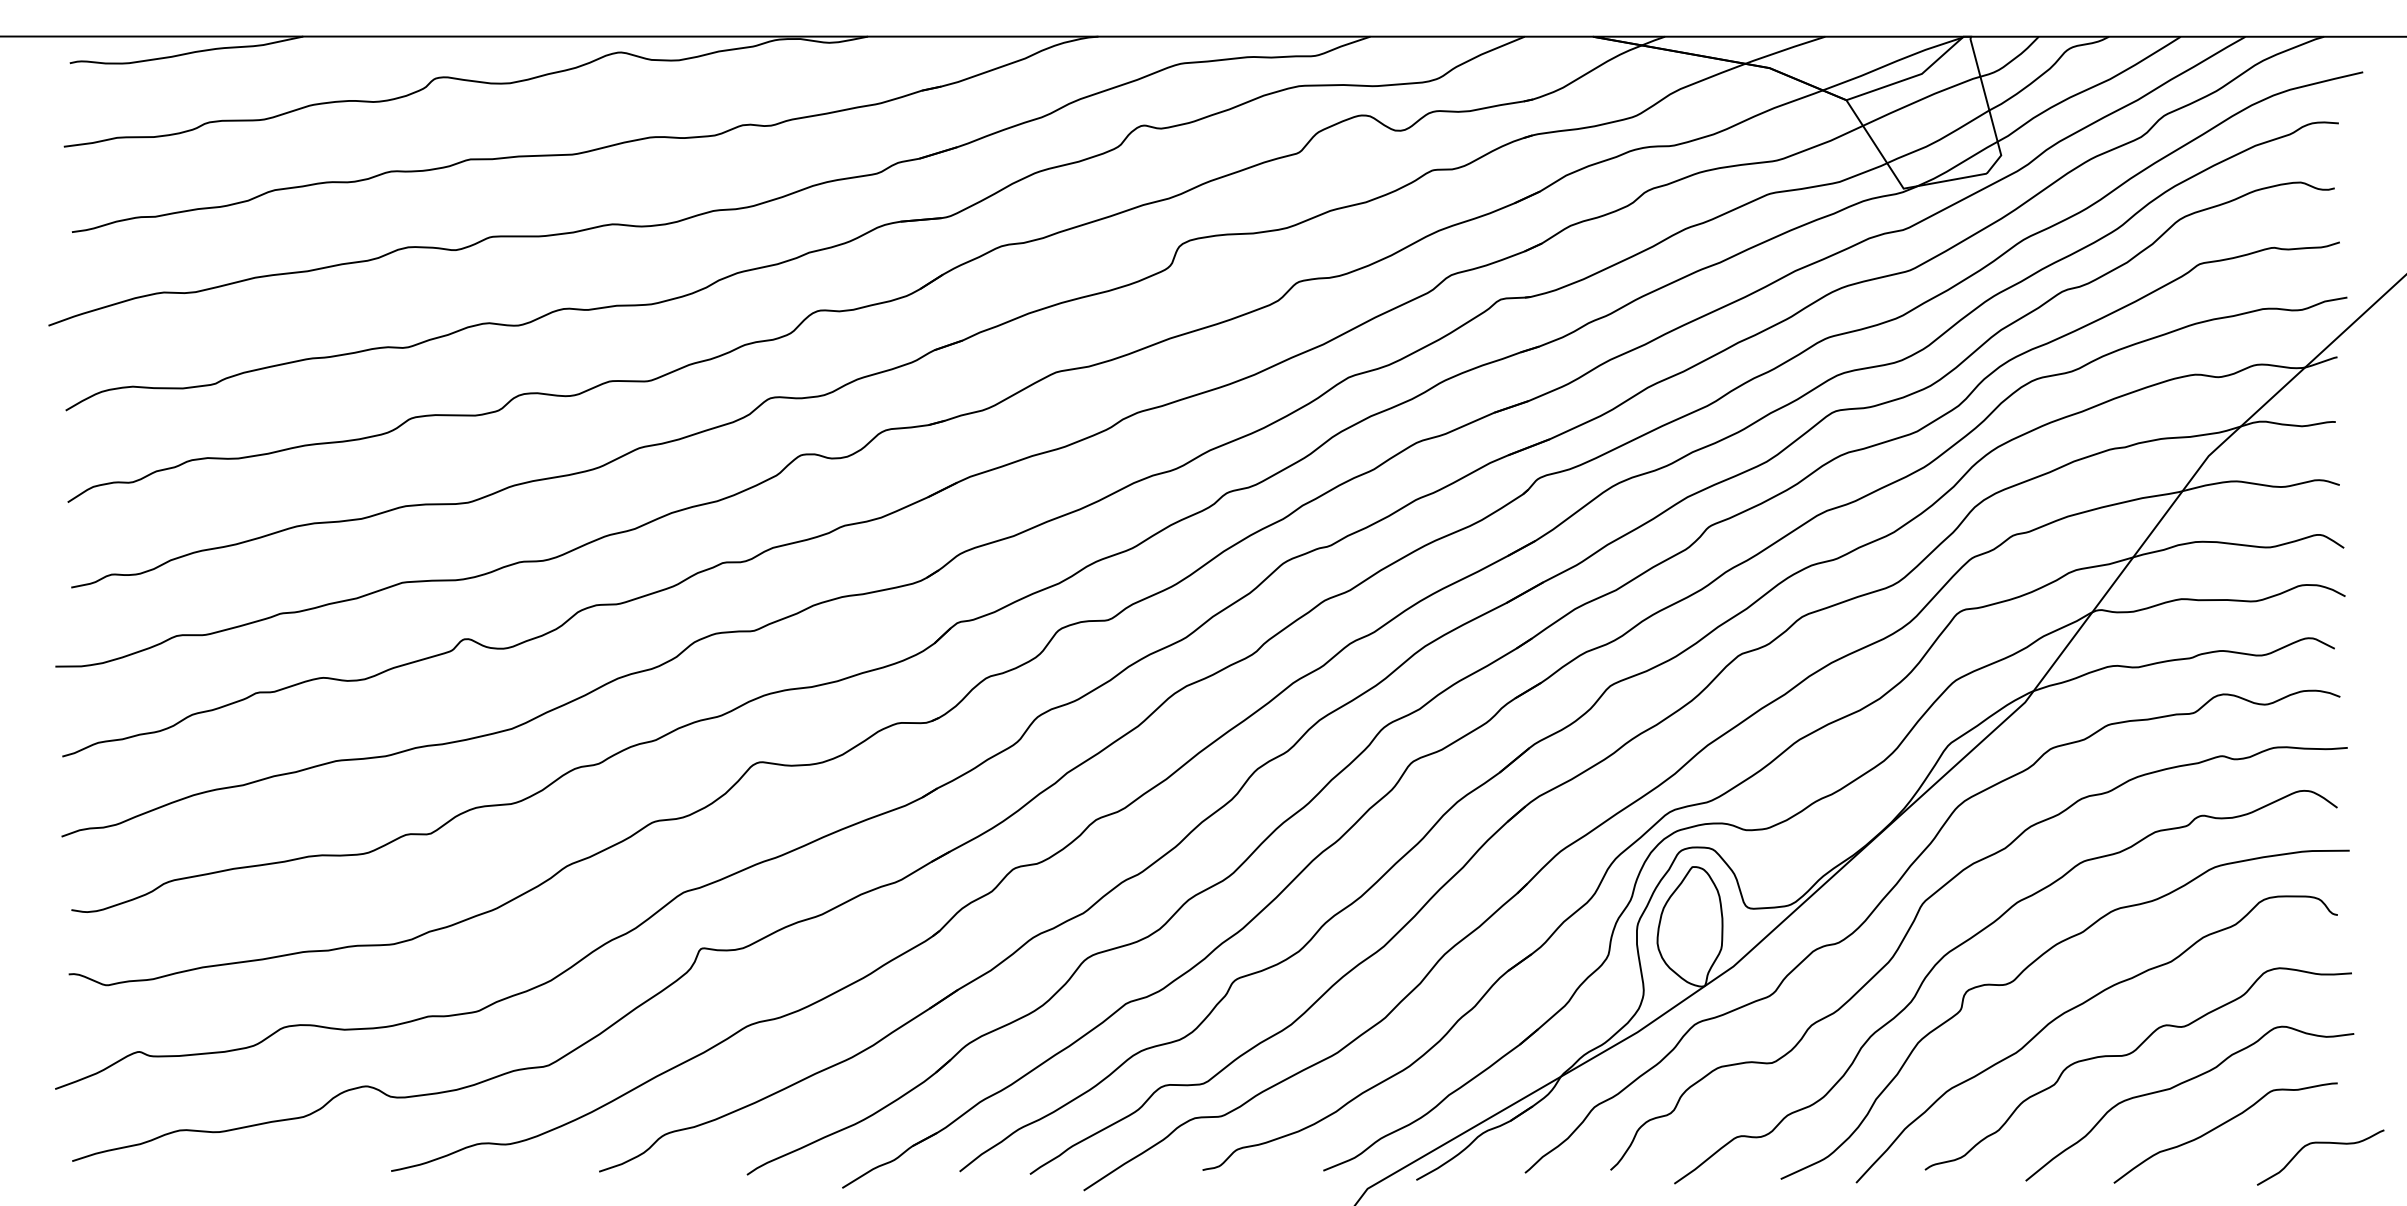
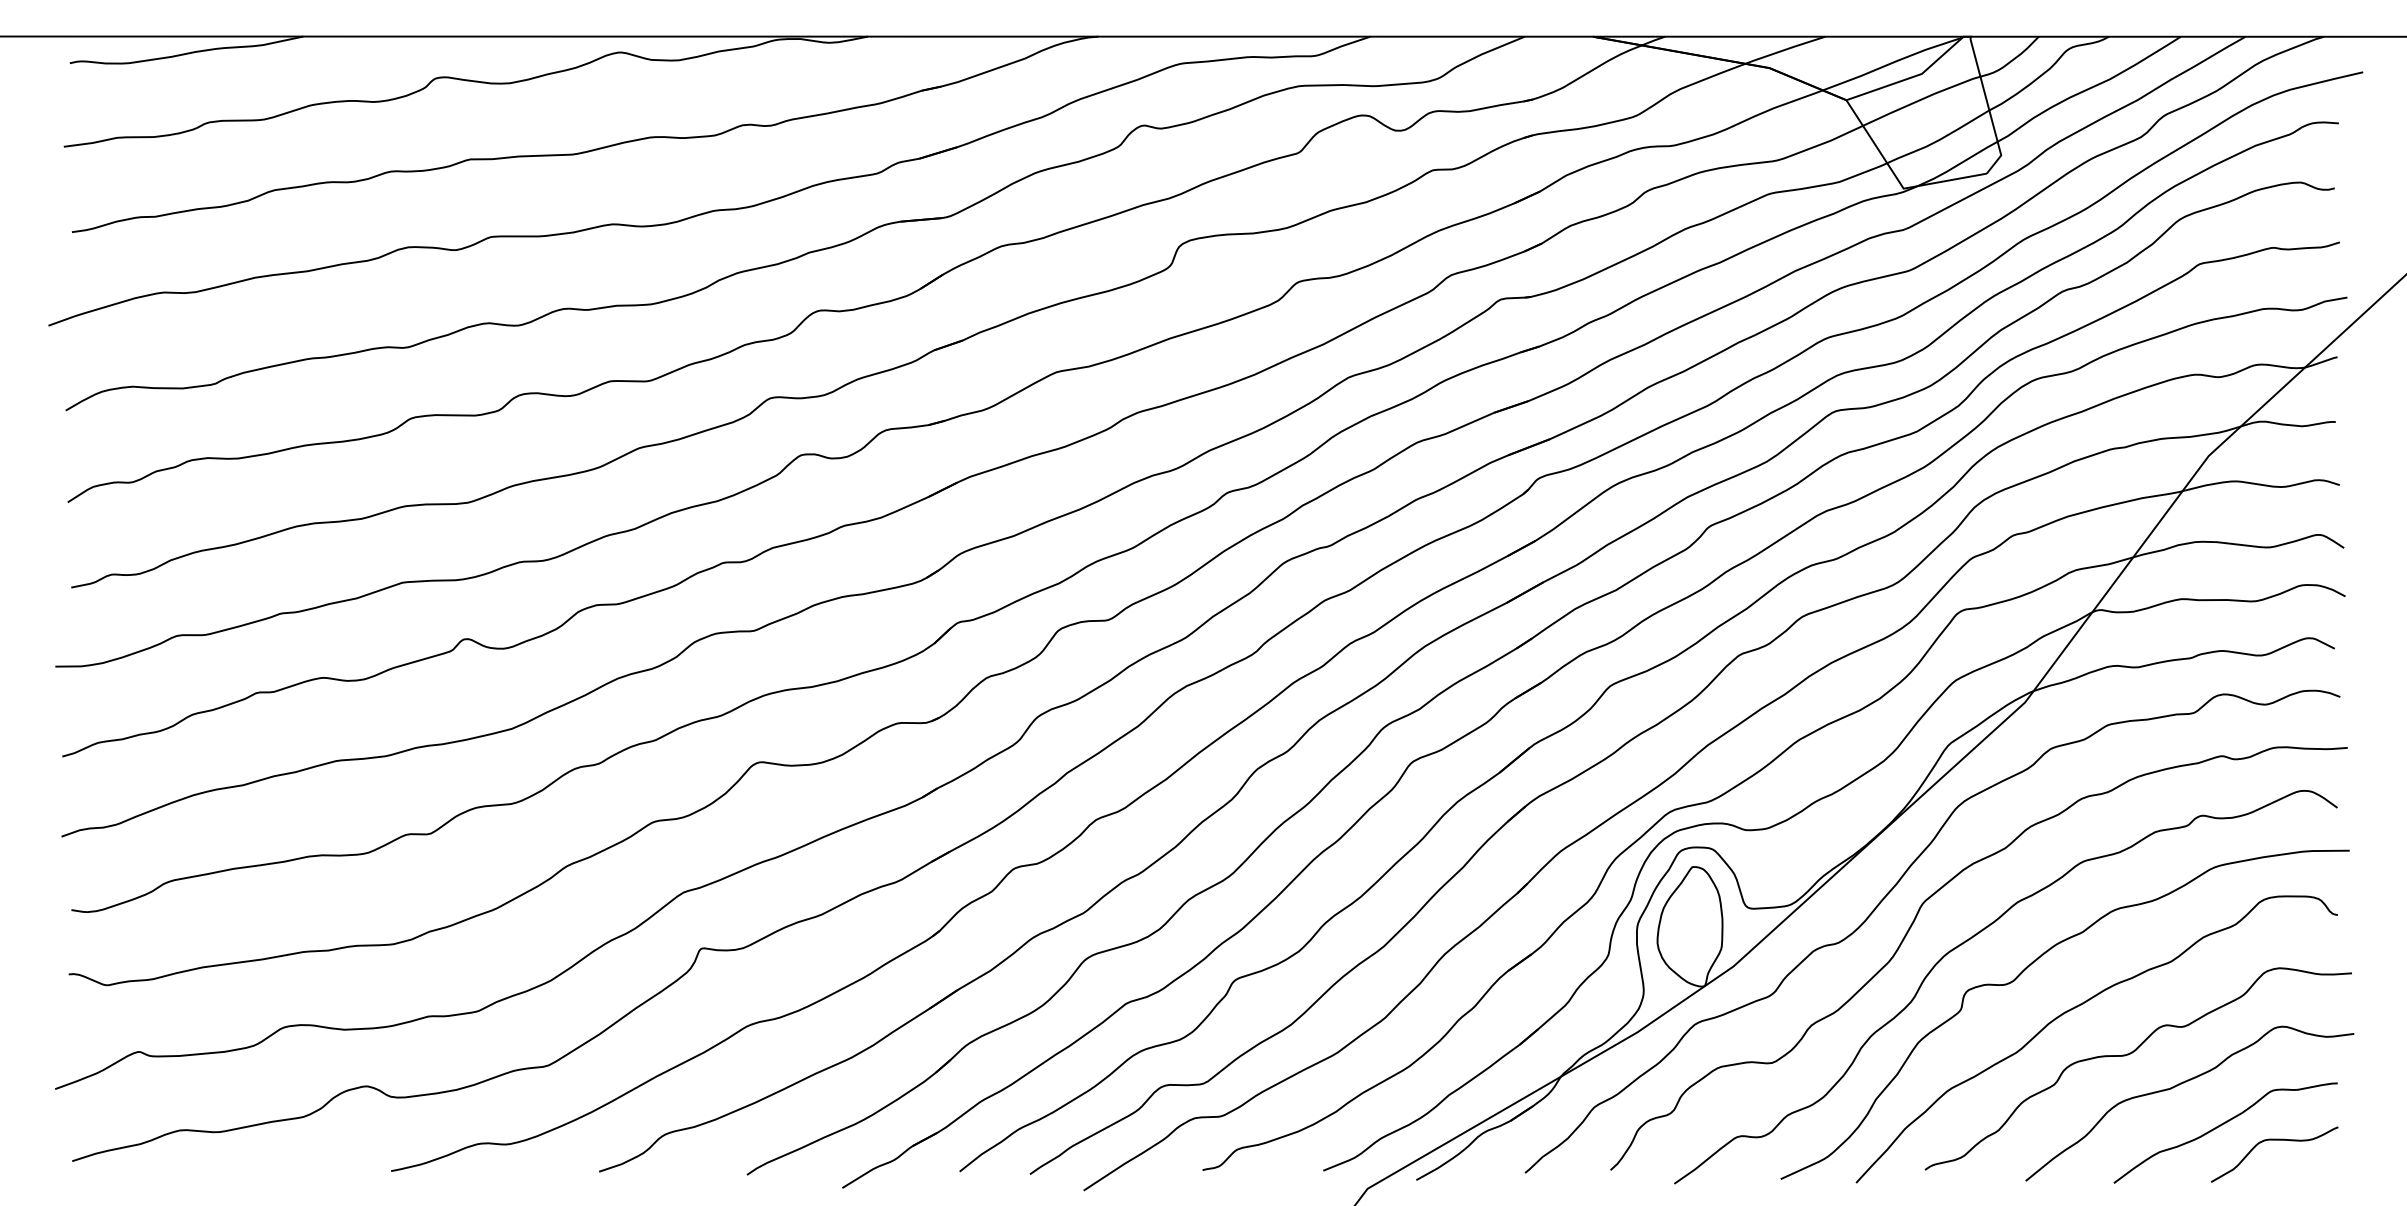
curve position: (2320, 1143) -> (2274, 1140) (2274, 1140)
